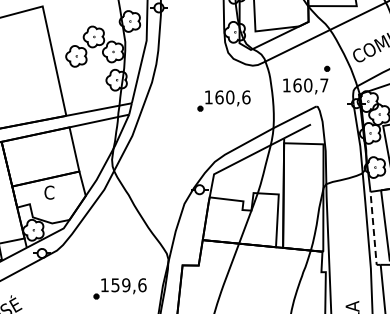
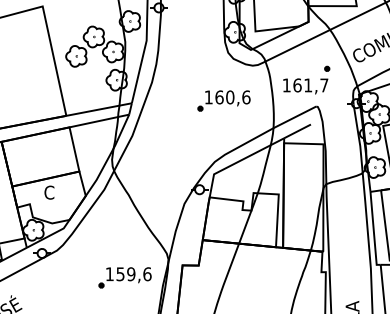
text: 160,7 -> 161,7 (308, 85)
line: dashed -> solid (373, 230)
part position: (119, 288) -> (124, 277) (124, 277)
